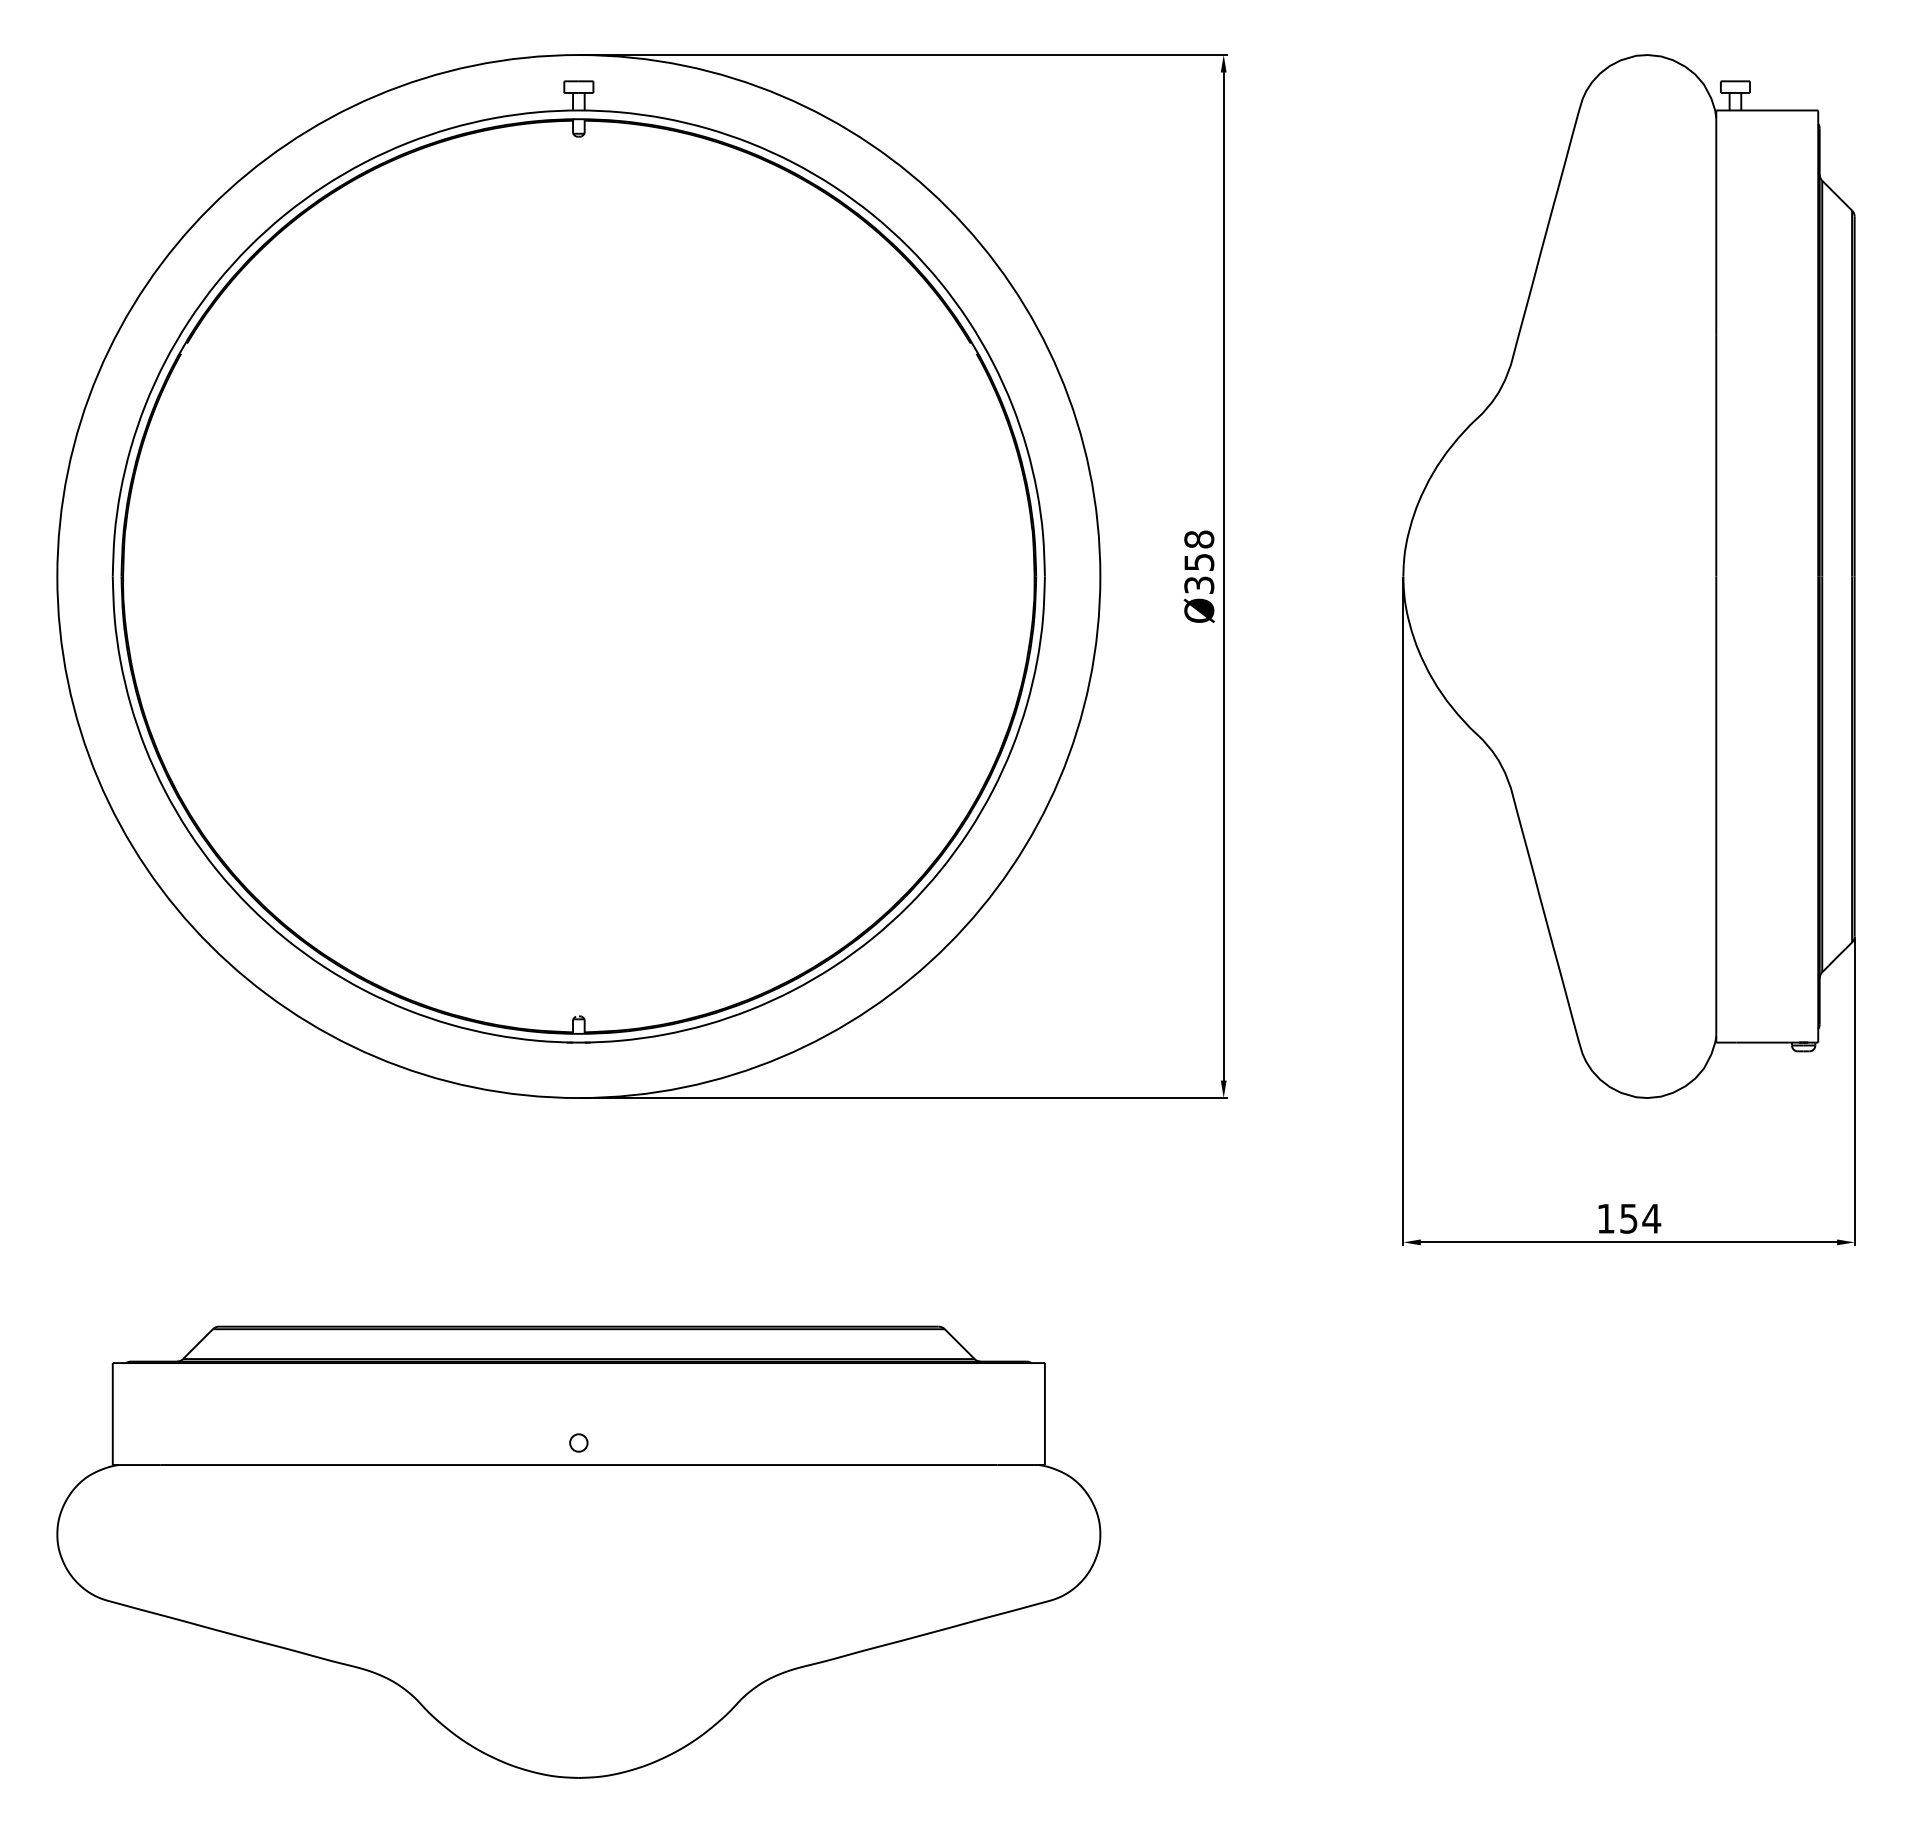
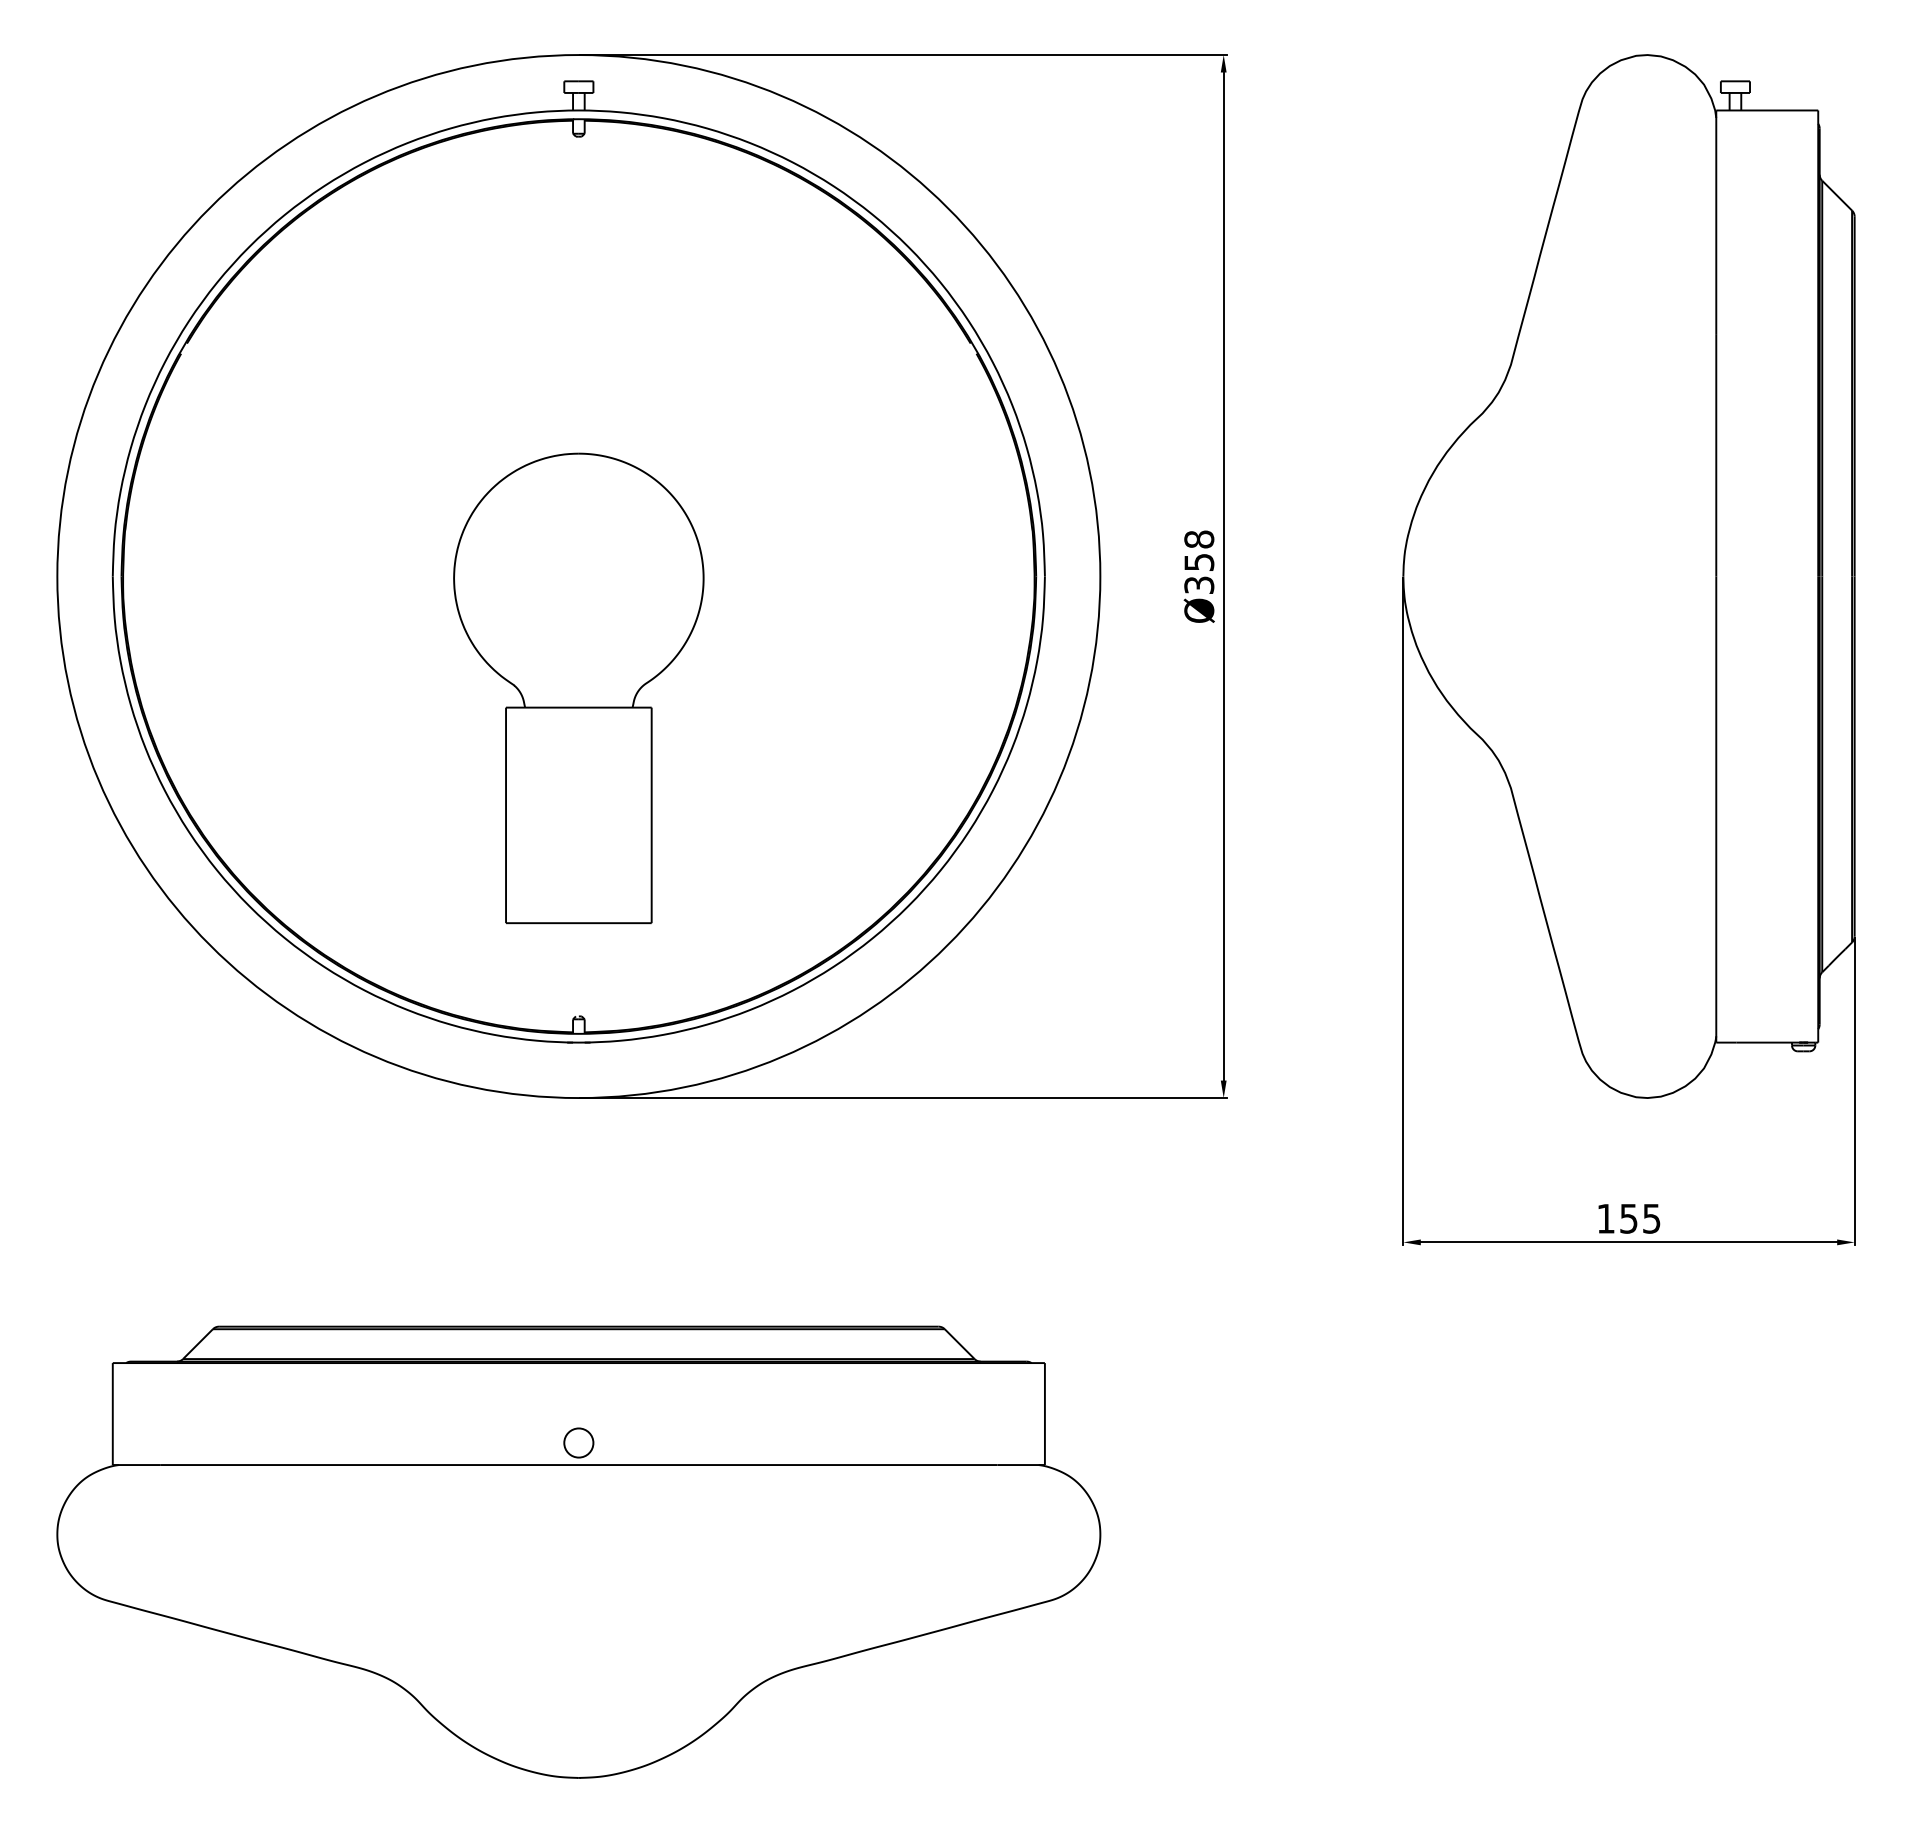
part: none -> present (578, 688)
text: 154 -> 155 (1651, 1218)
circle diameter: 17 px -> 29 px (578, 1442)
